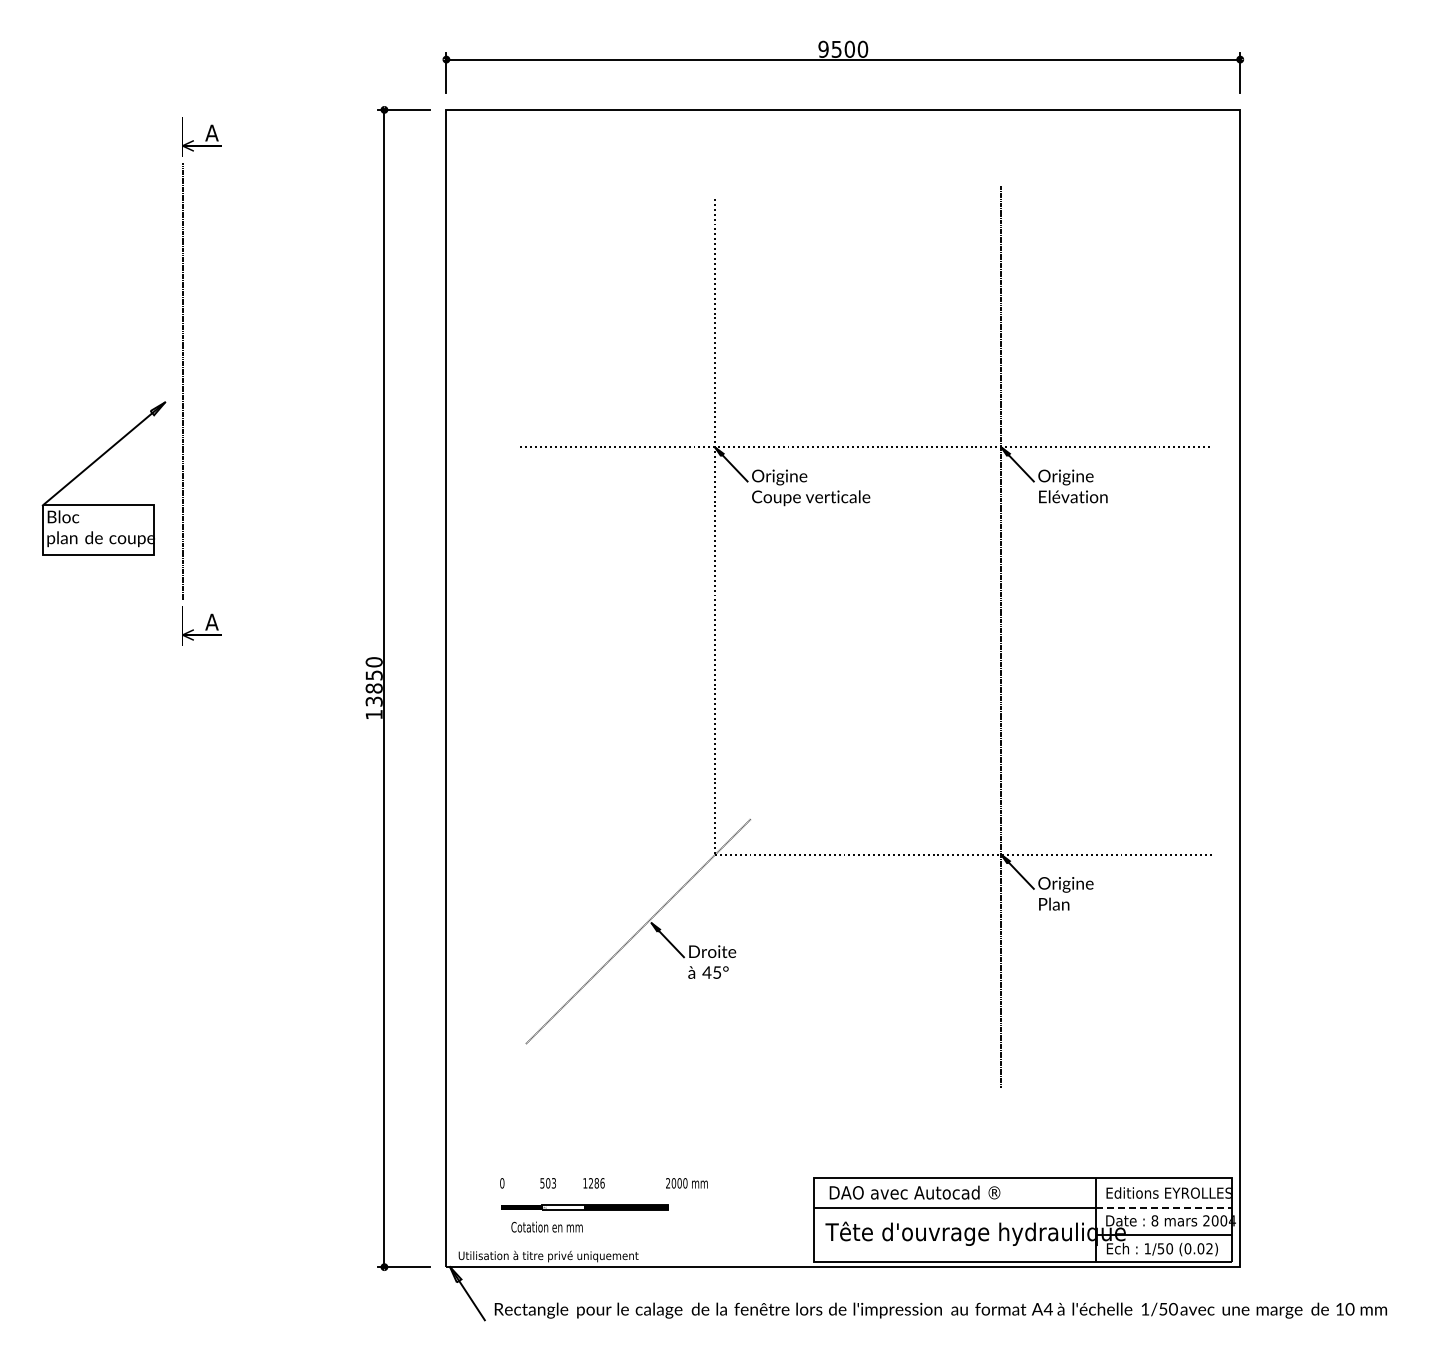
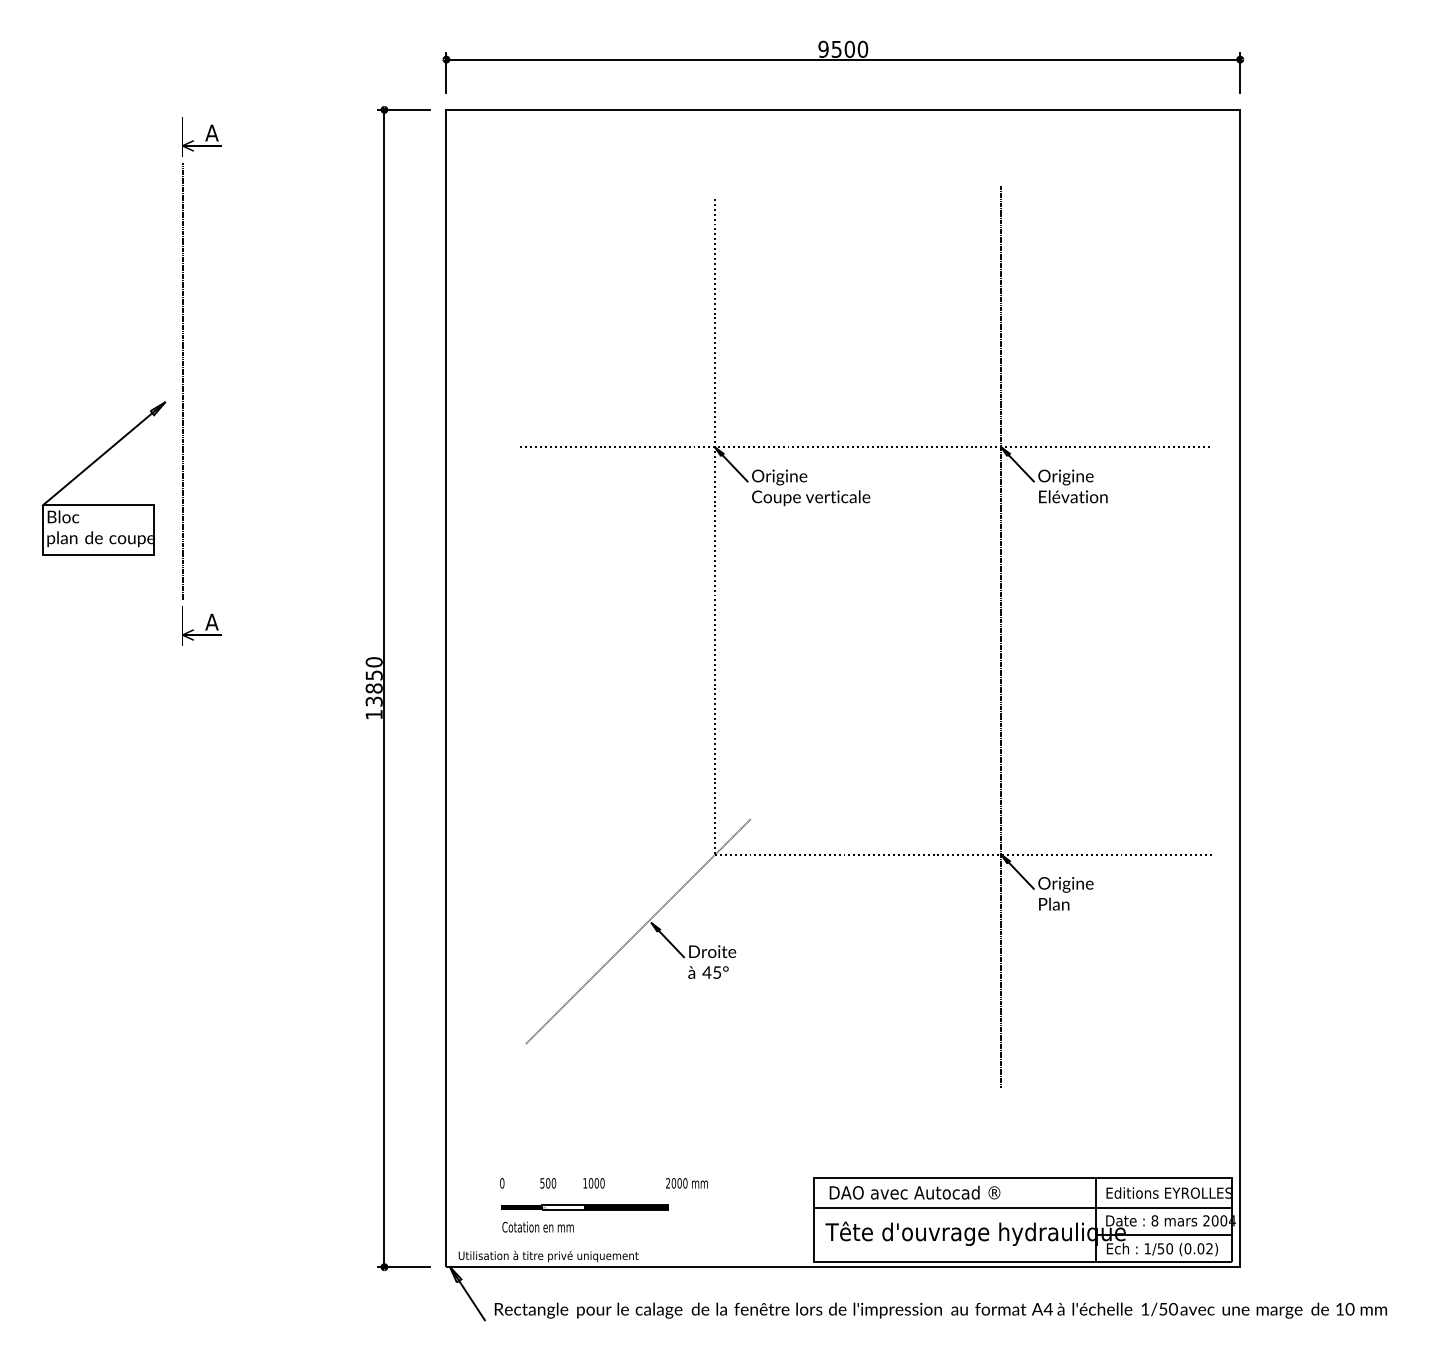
text: 503 -> 500 (553, 1183)
text: 1286 -> 1000 (596, 1183)
line: dashed -> solid (1164, 1207)
text position: (546, 1226) -> (537, 1226) (537, 1226)
